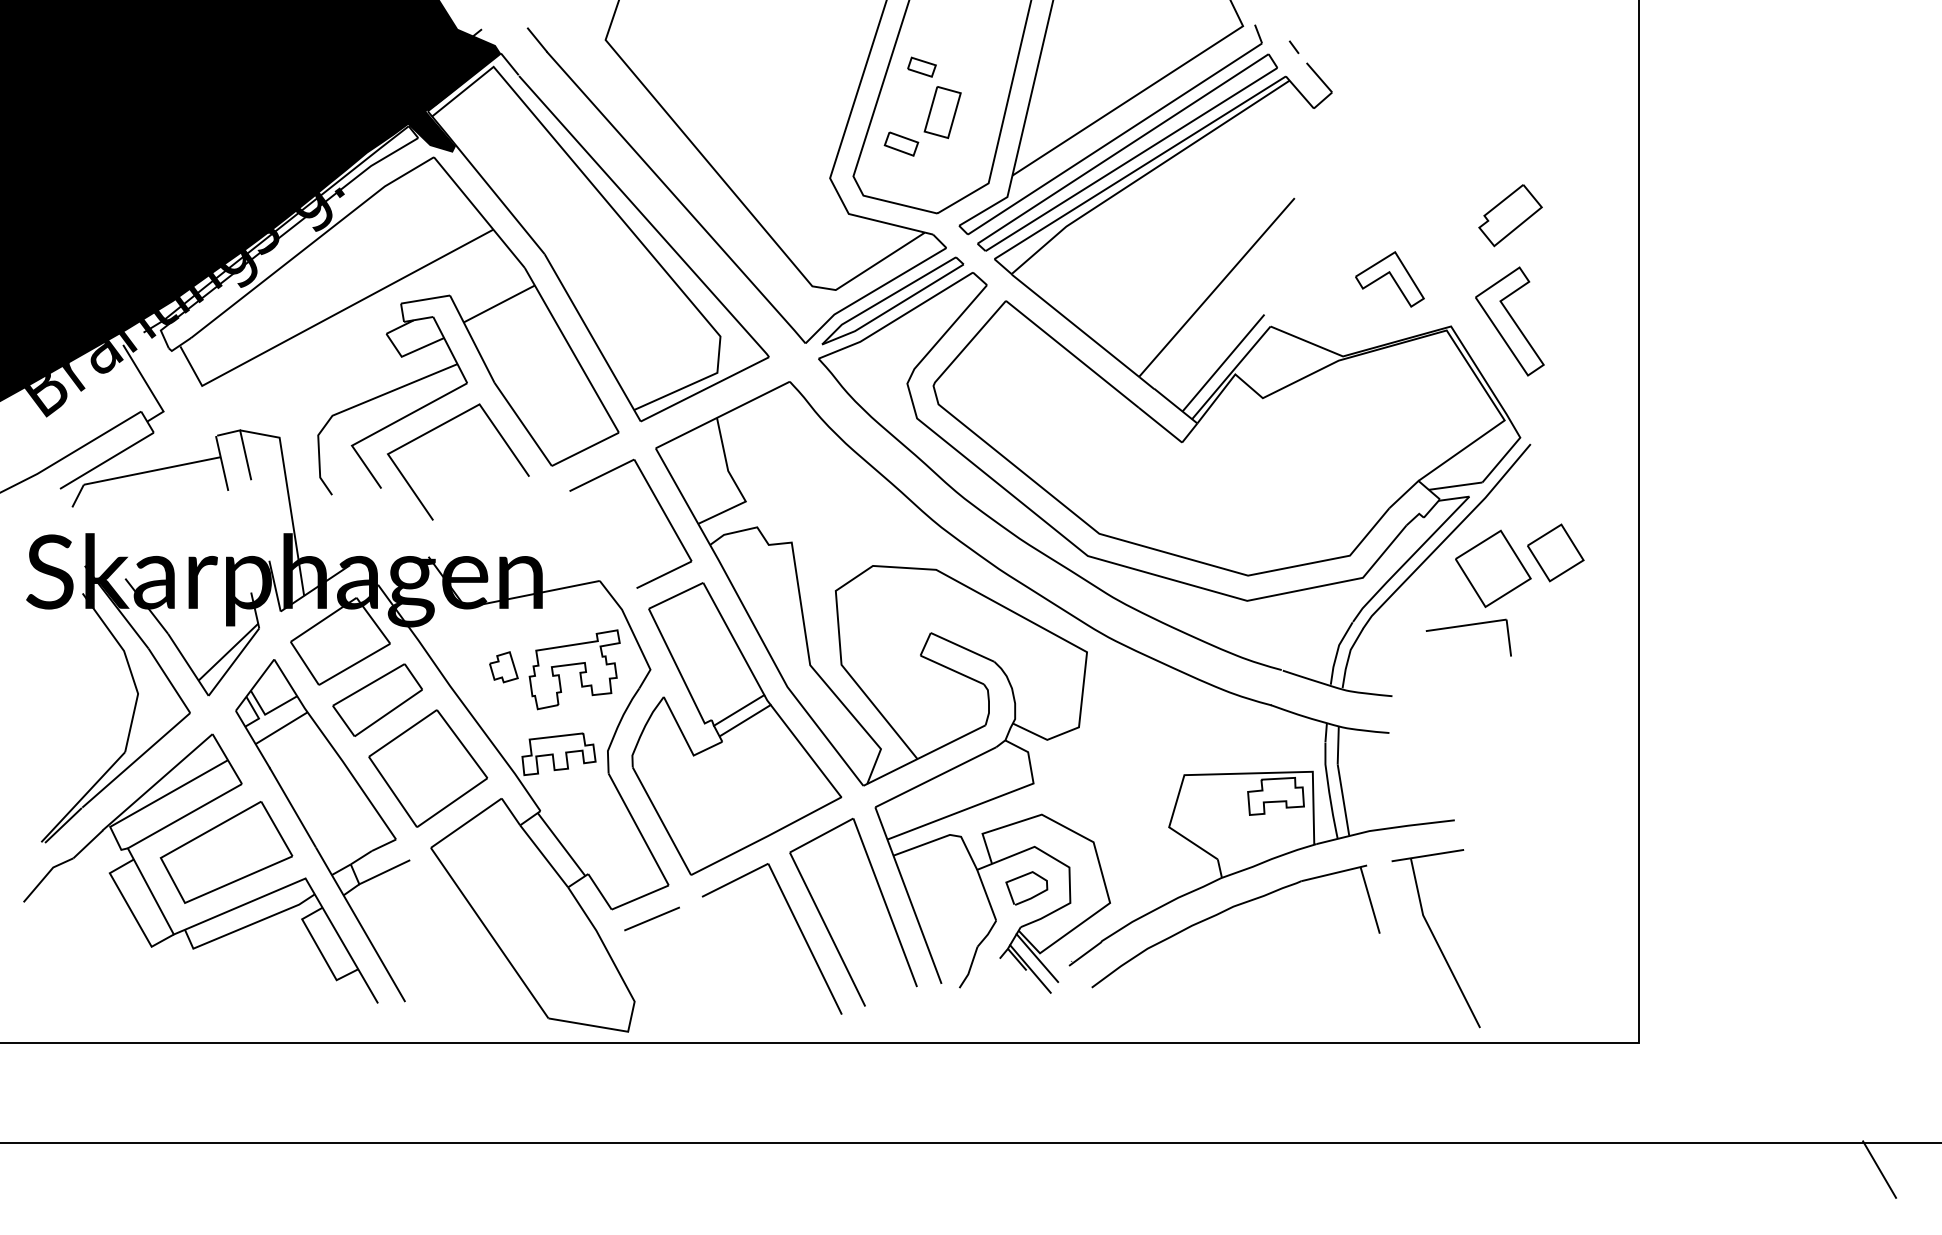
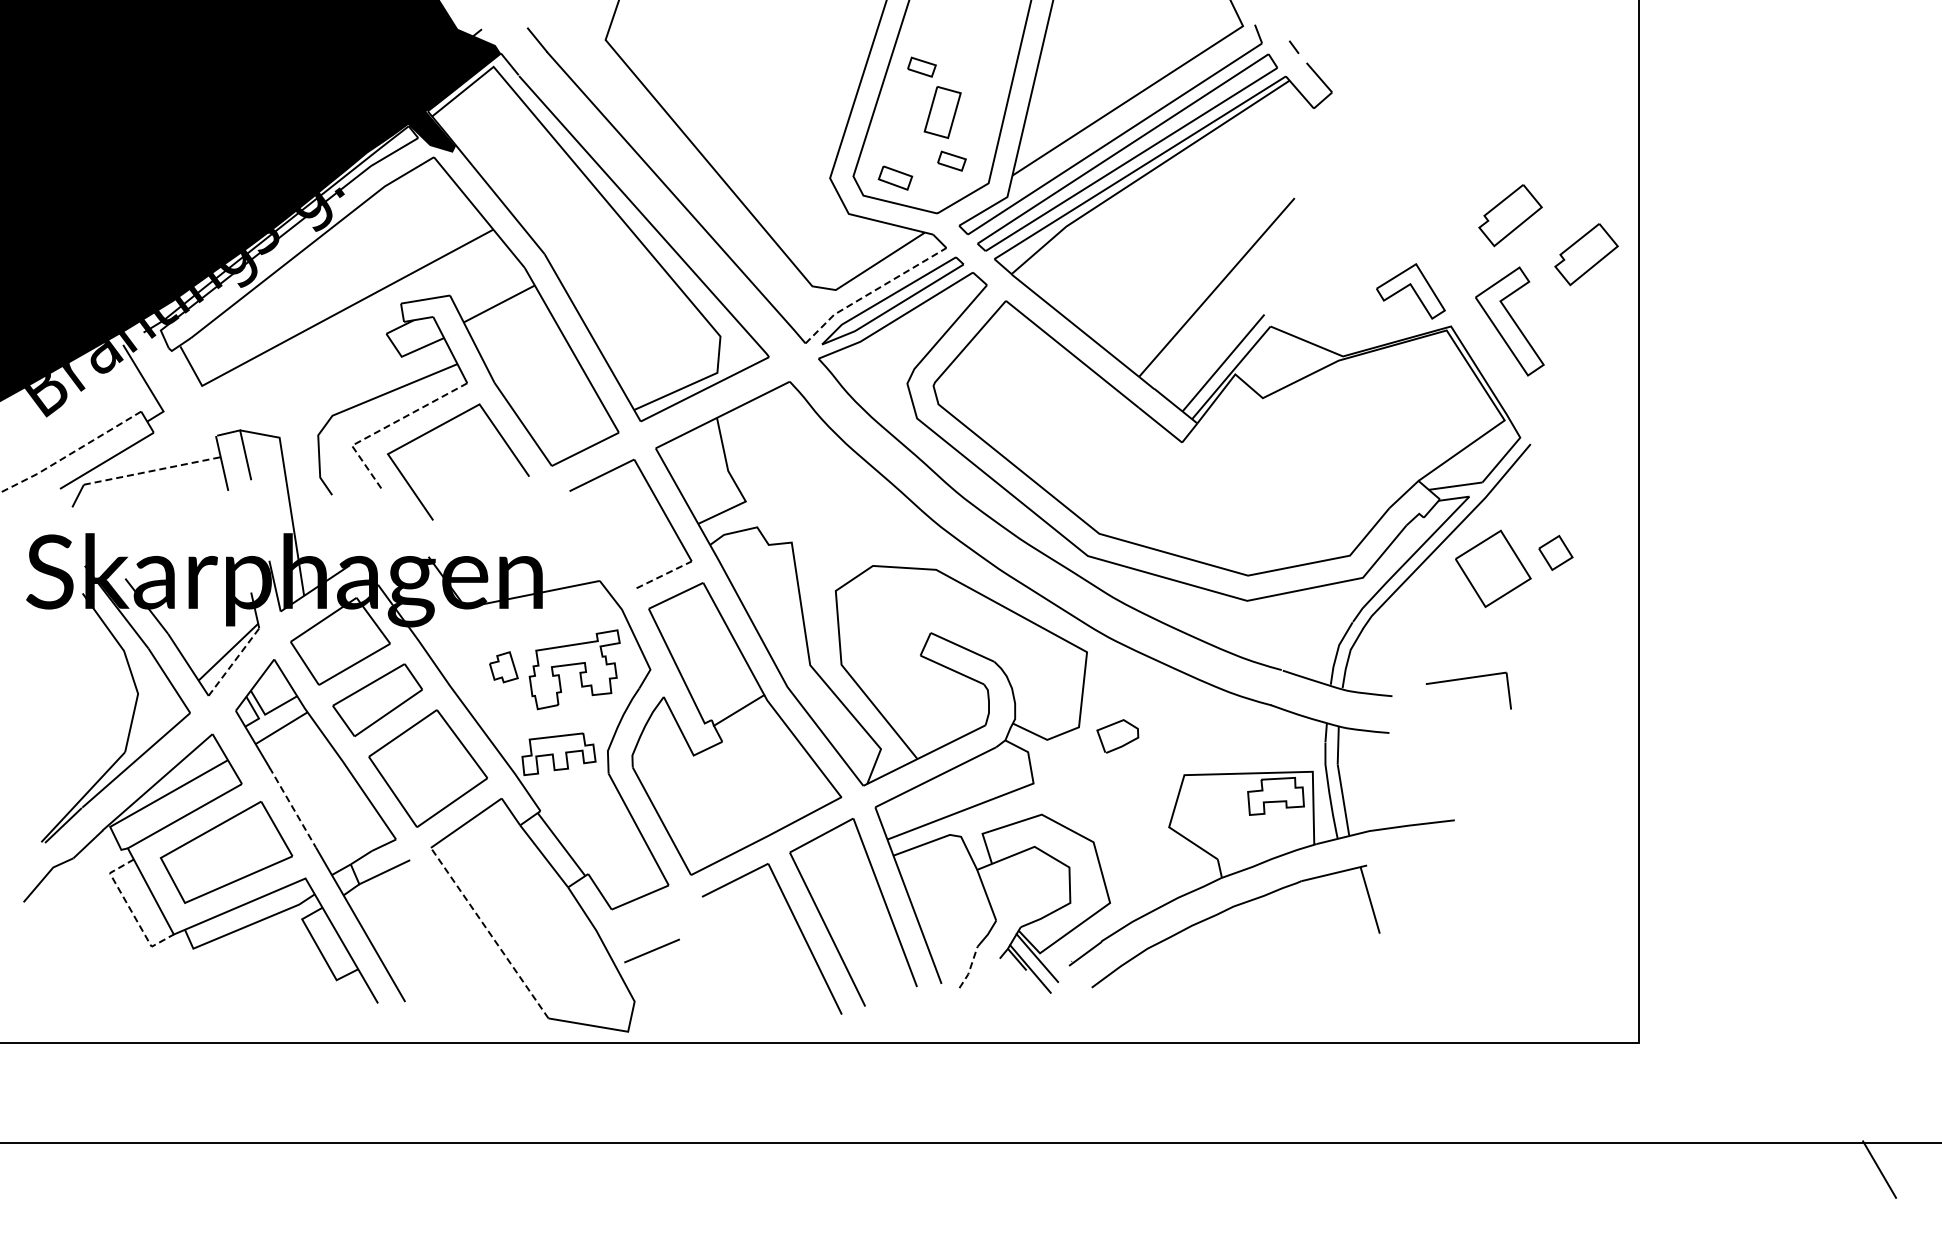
part position: (901, 143) -> (895, 177) (895, 177)
part: none -> present (951, 160)
part: none -> present (1586, 254)
part position: (1389, 279) -> (1410, 291) (1410, 291)
line: solid -> dashed (872, 291)
line: solid -> dashed (386, 427)
line: solid -> dashed (71, 453)
line: solid -> dashed (152, 471)
part size: 58x60 px -> 36x37 px (1555, 552)
line: solid -> dashed (664, 574)
part position: (1467, 626) -> (1467, 679) (1467, 679)
line: solid -> dashed (234, 661)
line: present -> none (745, 720)
line: solid -> dashed (292, 806)
curve position: (1030, 897) -> (1121, 745) (1121, 745)
line: solid -> dashed (130, 909)
line position: (651, 918) -> (651, 950) (651, 950)
line: solid -> dashed (489, 933)
part: present -> none (1435, 938)
line: solid -> dashed (970, 968)
